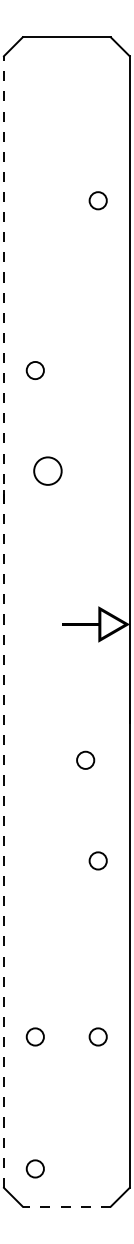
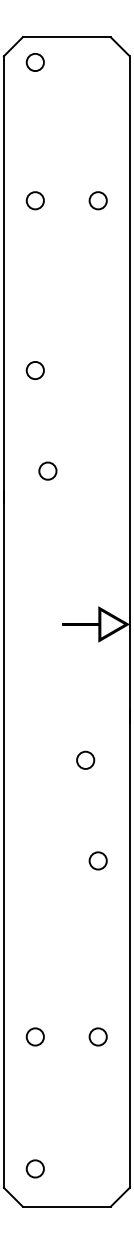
circle: none -> present (34, 62)
circle: none -> present (34, 200)
circle diameter: 28 px -> 17 px (47, 470)
line: dashed -> solid (3, 622)
line: dashed -> solid (66, 1206)
